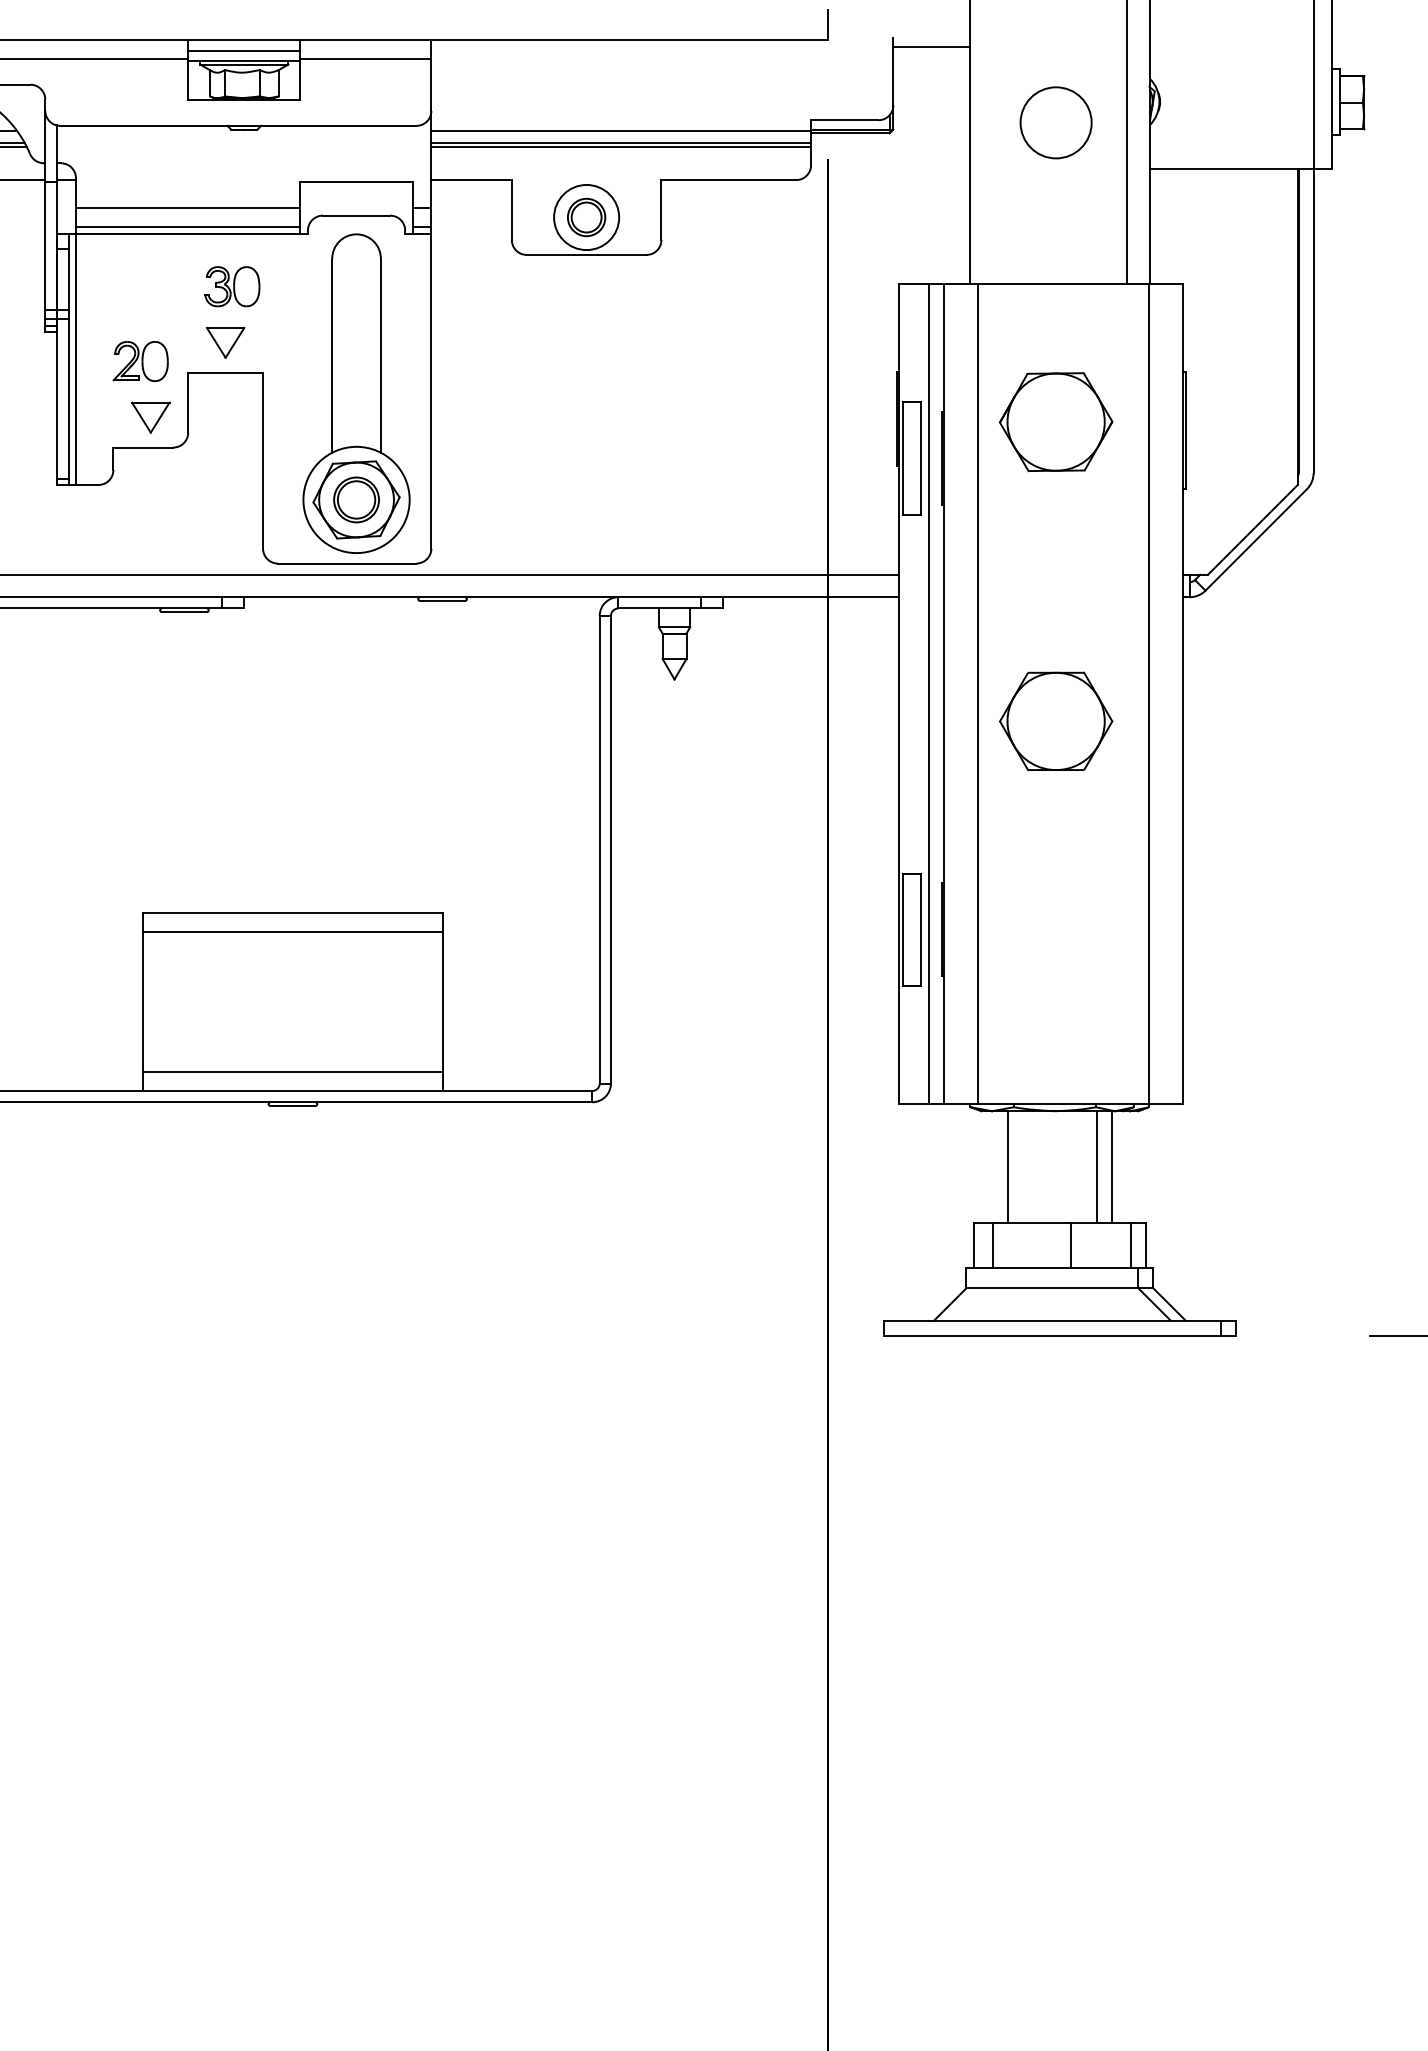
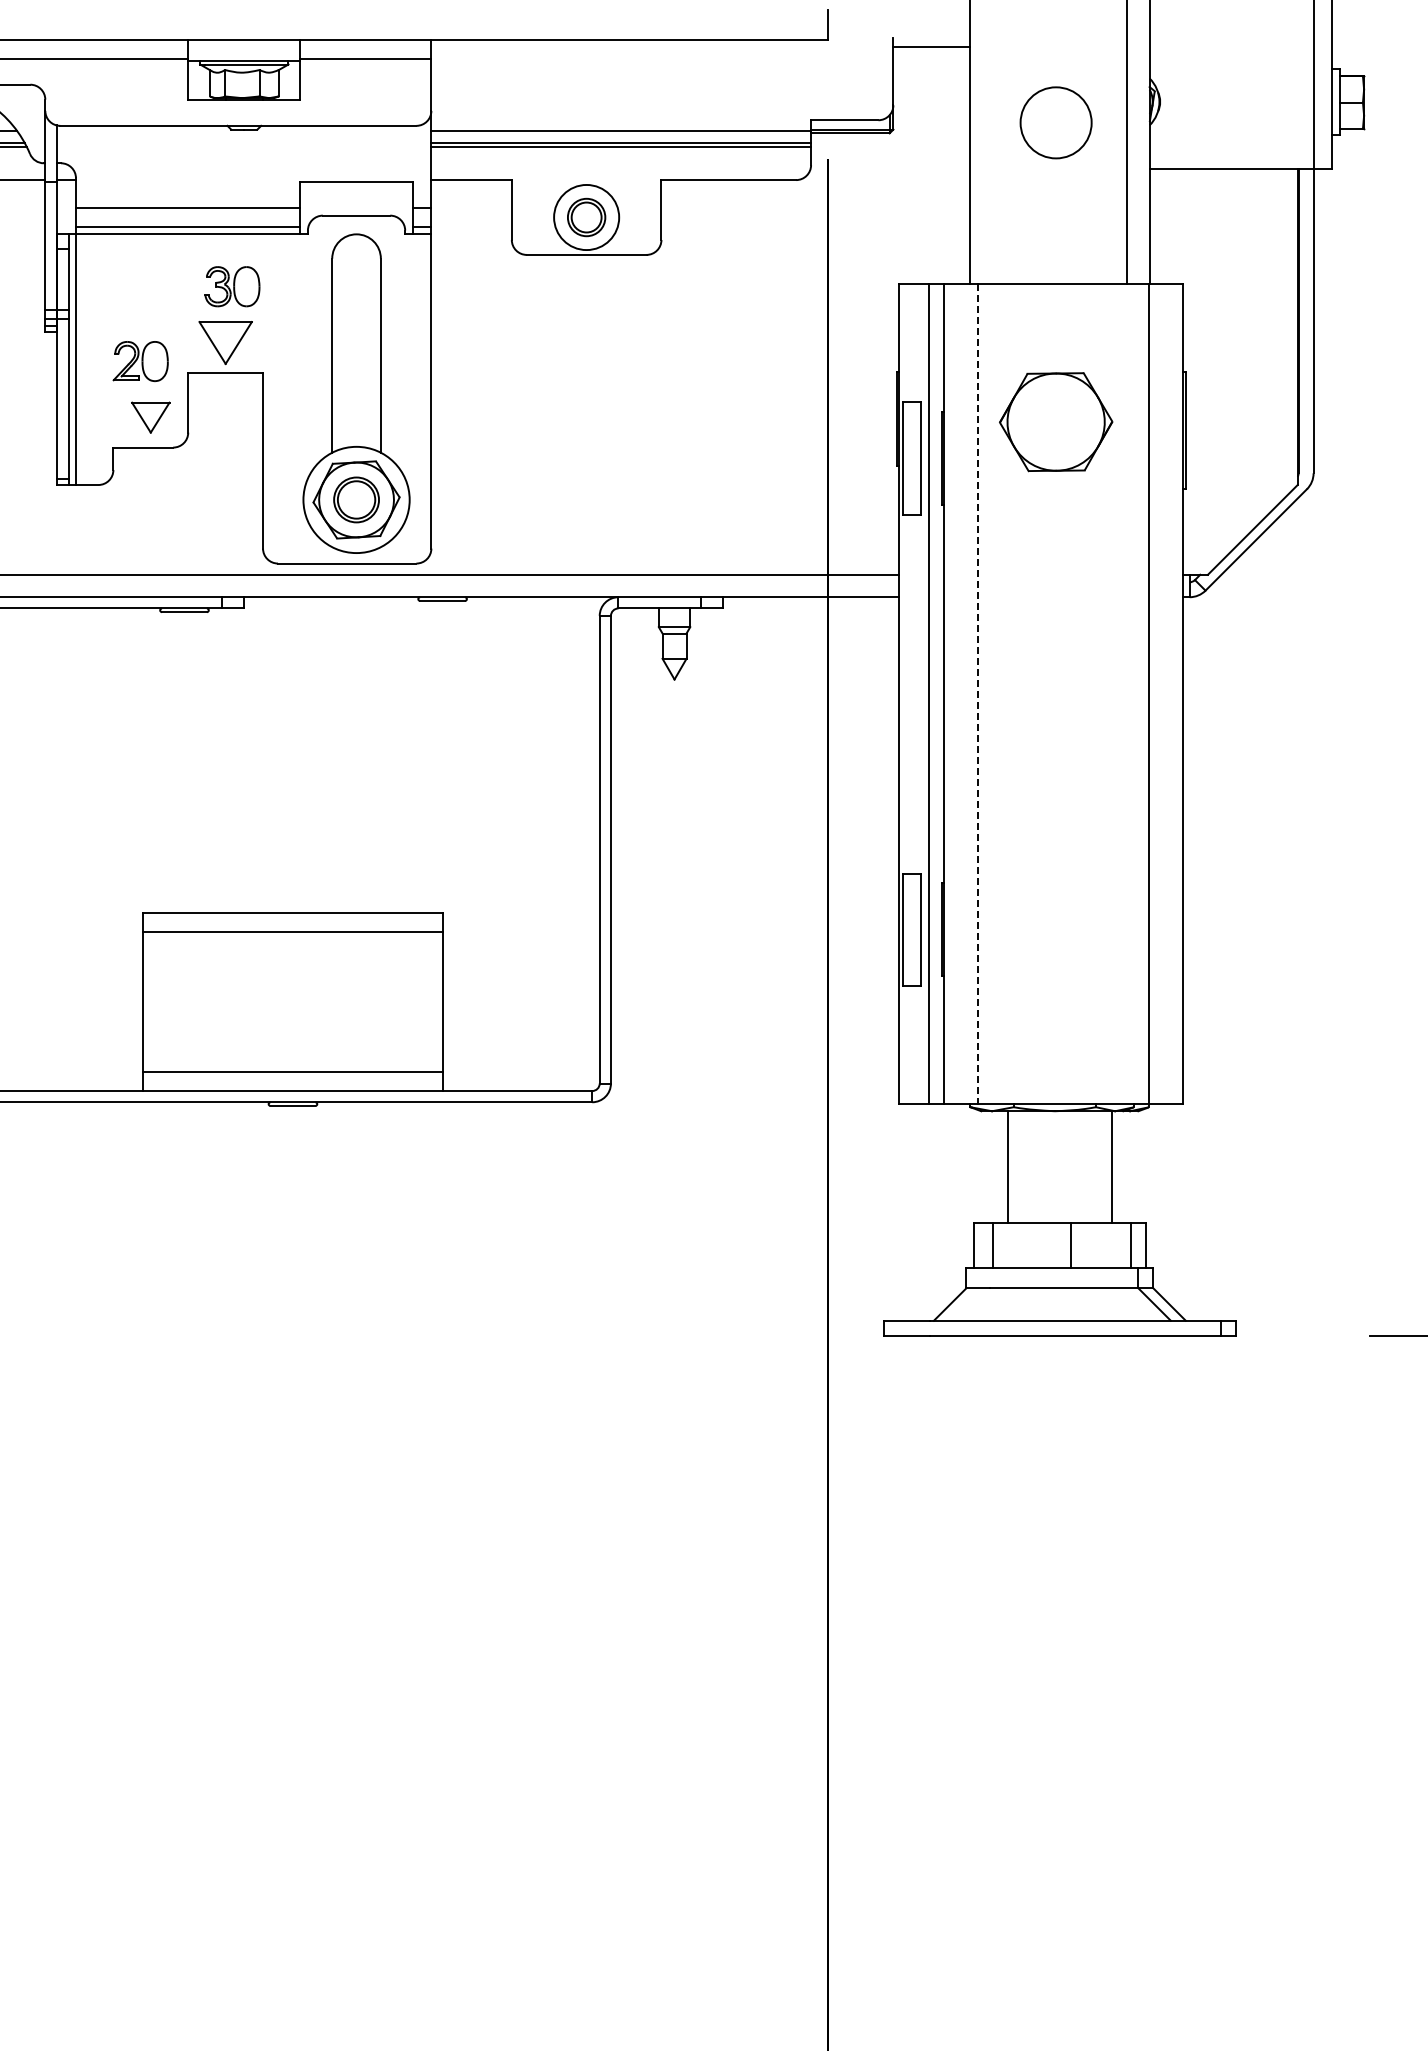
line: present -> none (244, 51)
part size: 41x33 px -> 55x45 px (225, 343)
line: solid -> dashed (978, 694)
part: present -> none (1056, 721)
line: present -> none (1097, 1167)
